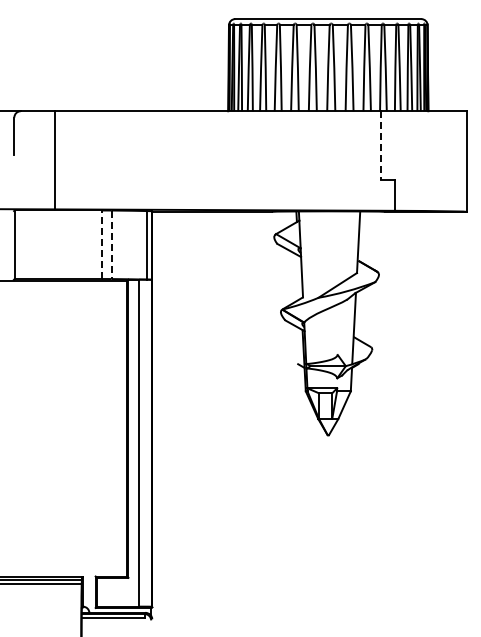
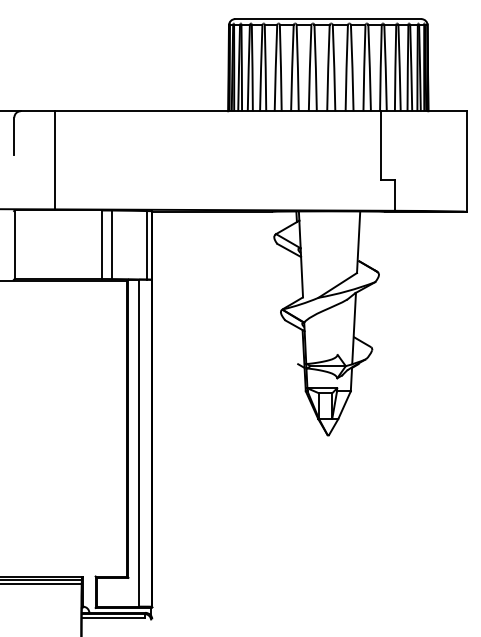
line: dashed -> solid (380, 145)
line: dashed -> solid (101, 244)
line: dashed -> solid (111, 245)
